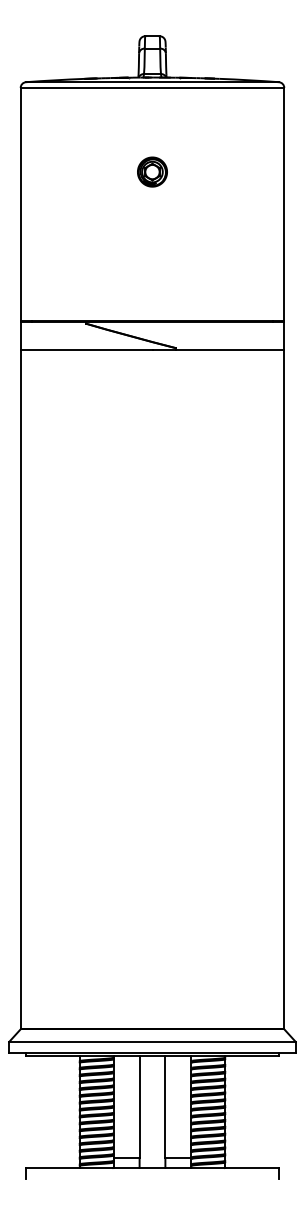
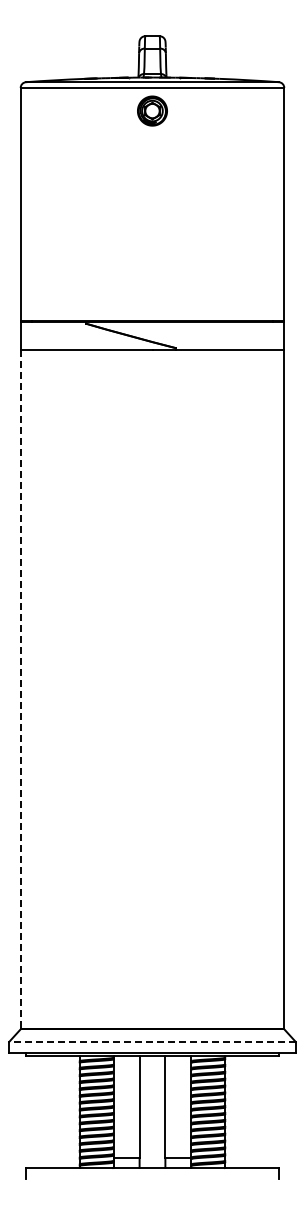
part position: (152, 171) -> (152, 110) (152, 110)
line: solid -> dashed (20, 689)
line: solid -> dashed (152, 1041)
